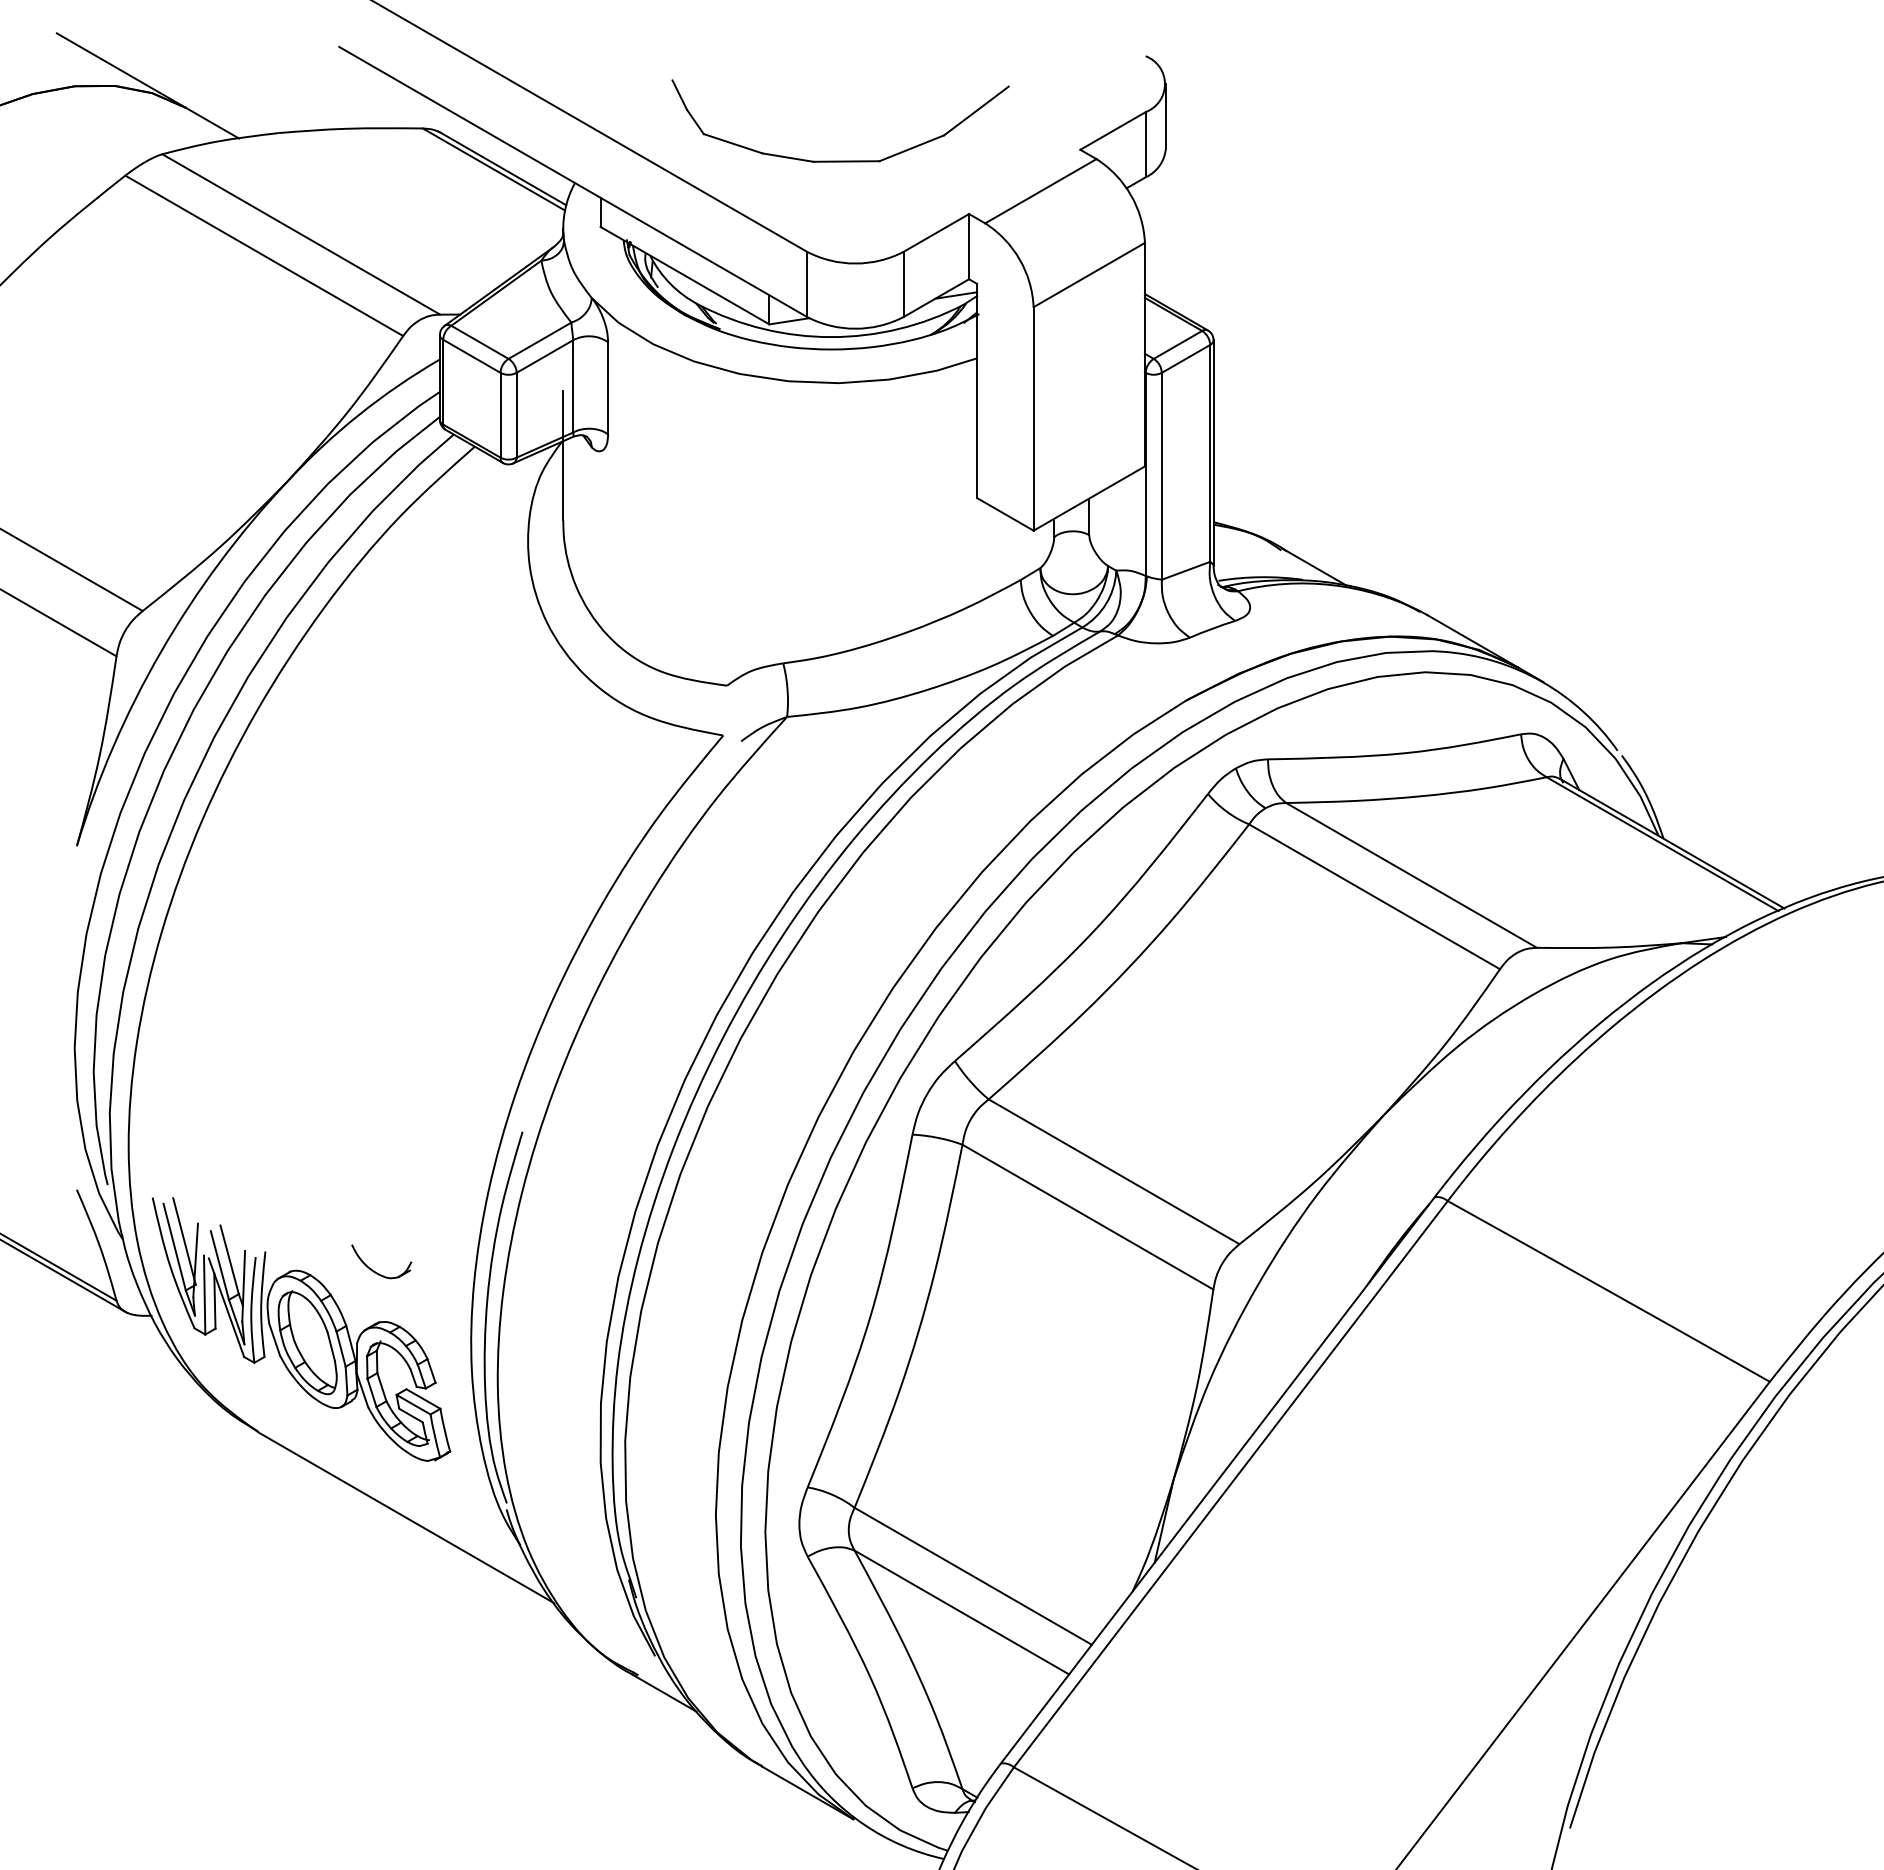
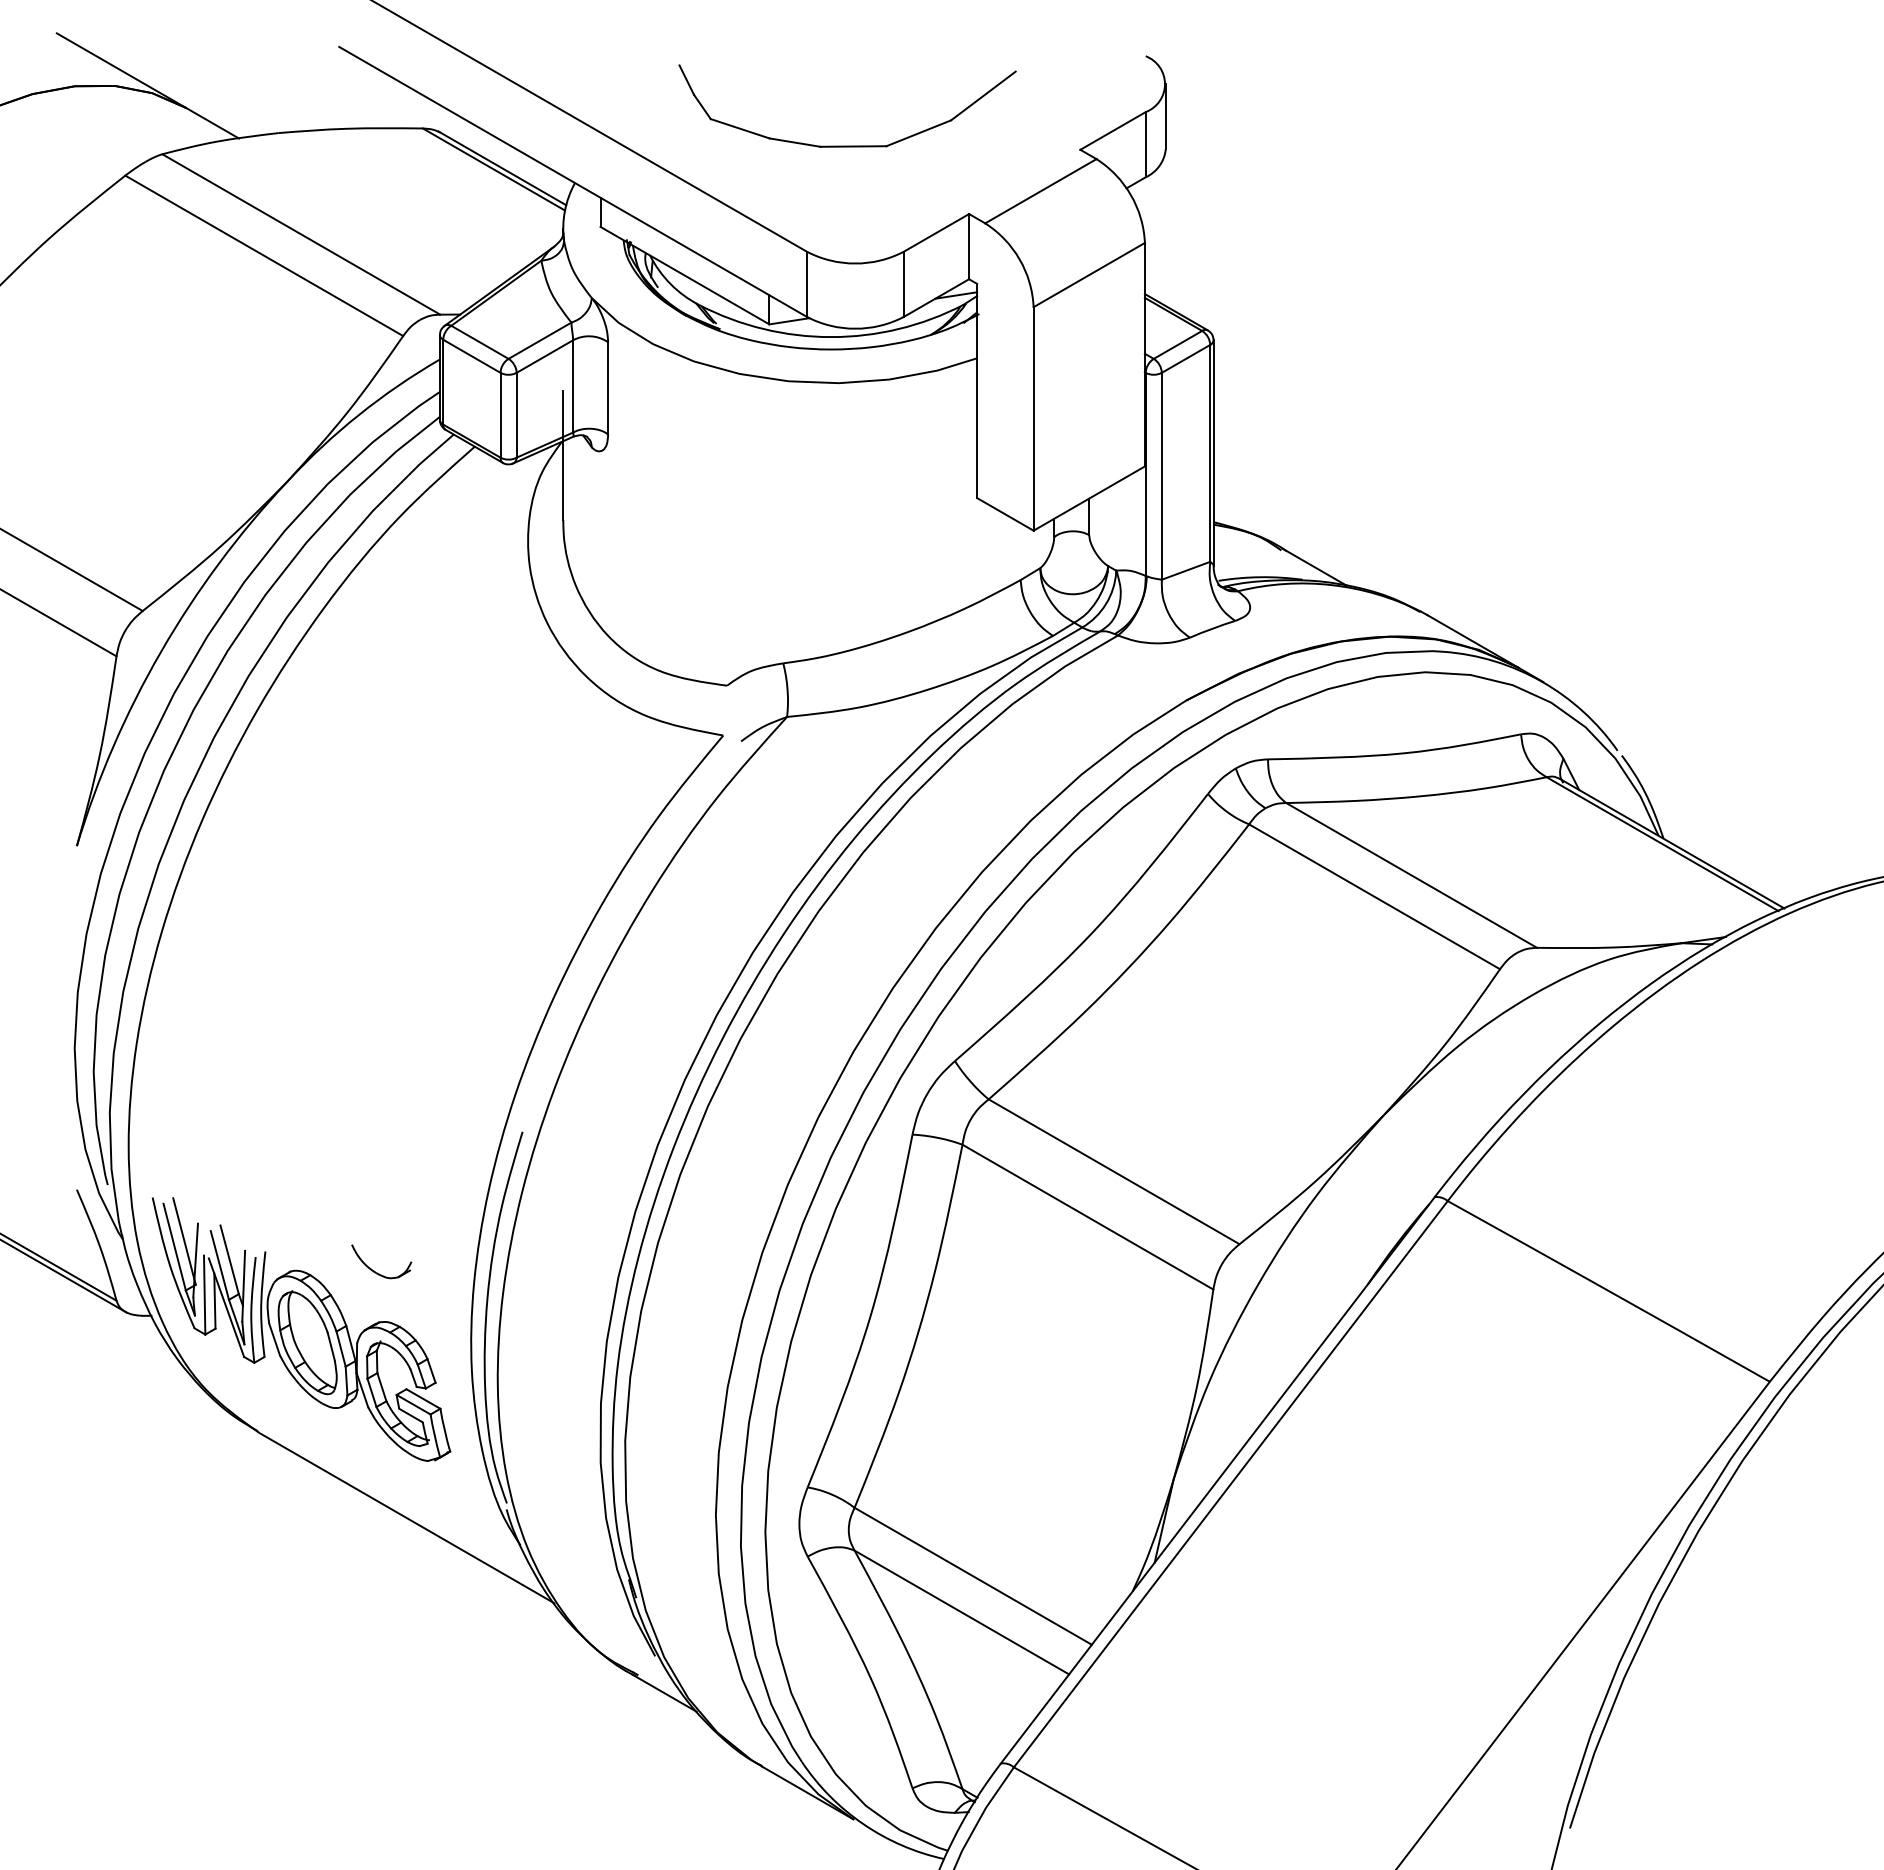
part position: (840, 160) -> (847, 145) (847, 145)
